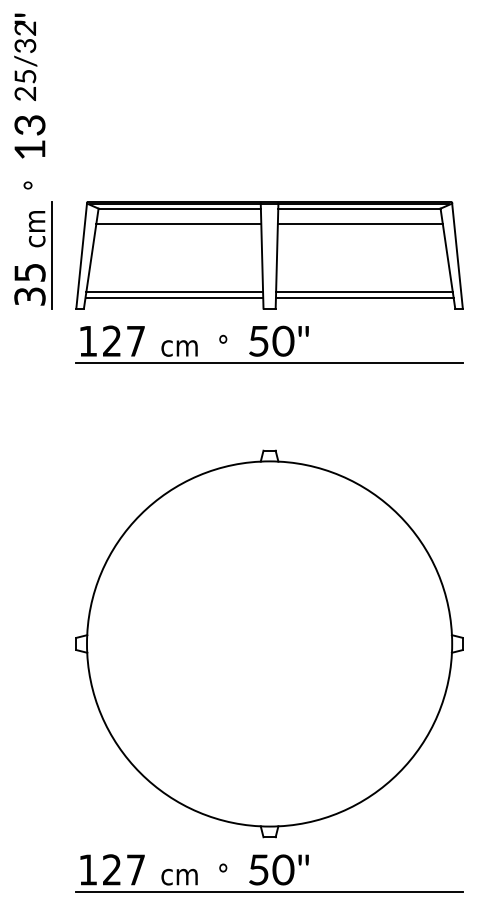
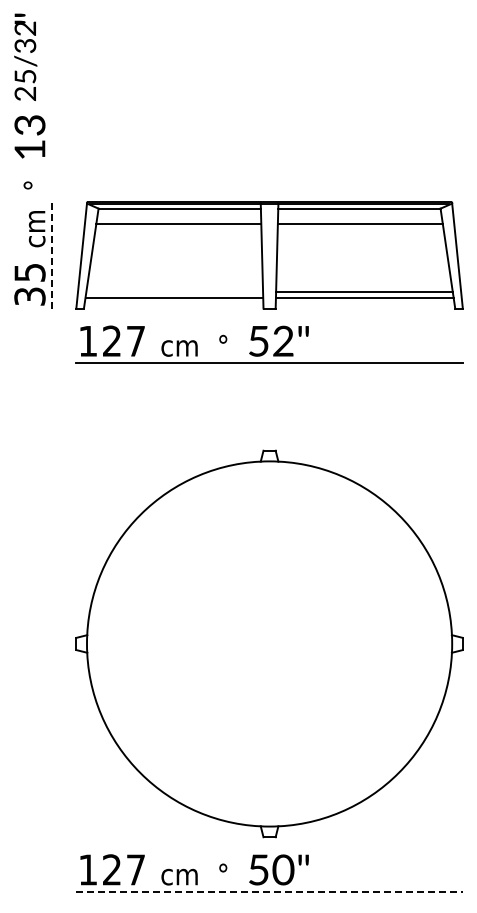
line: solid -> dashed (52, 254)
line: present -> none (174, 291)
text: 50" -> 52" (283, 341)
line: solid -> dashed (270, 892)
